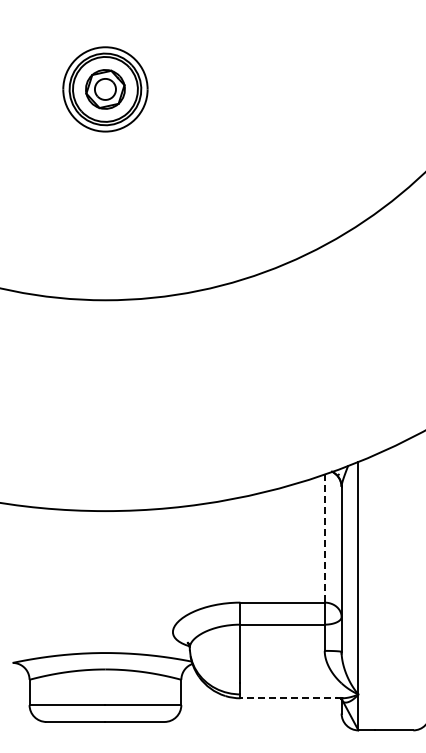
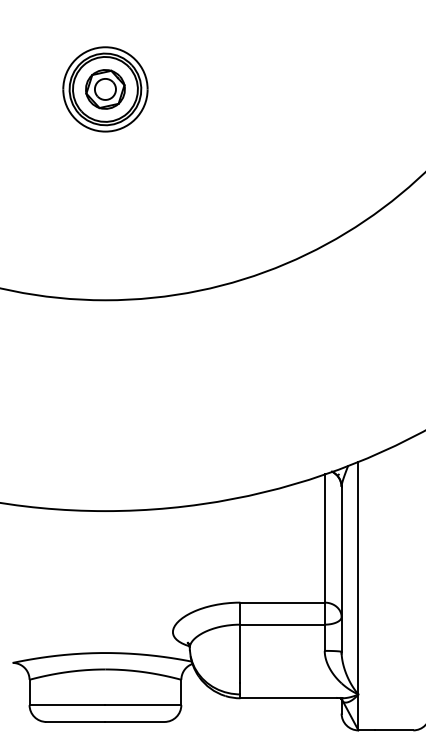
line: dashed -> solid (324, 538)
line: dashed -> solid (291, 698)
